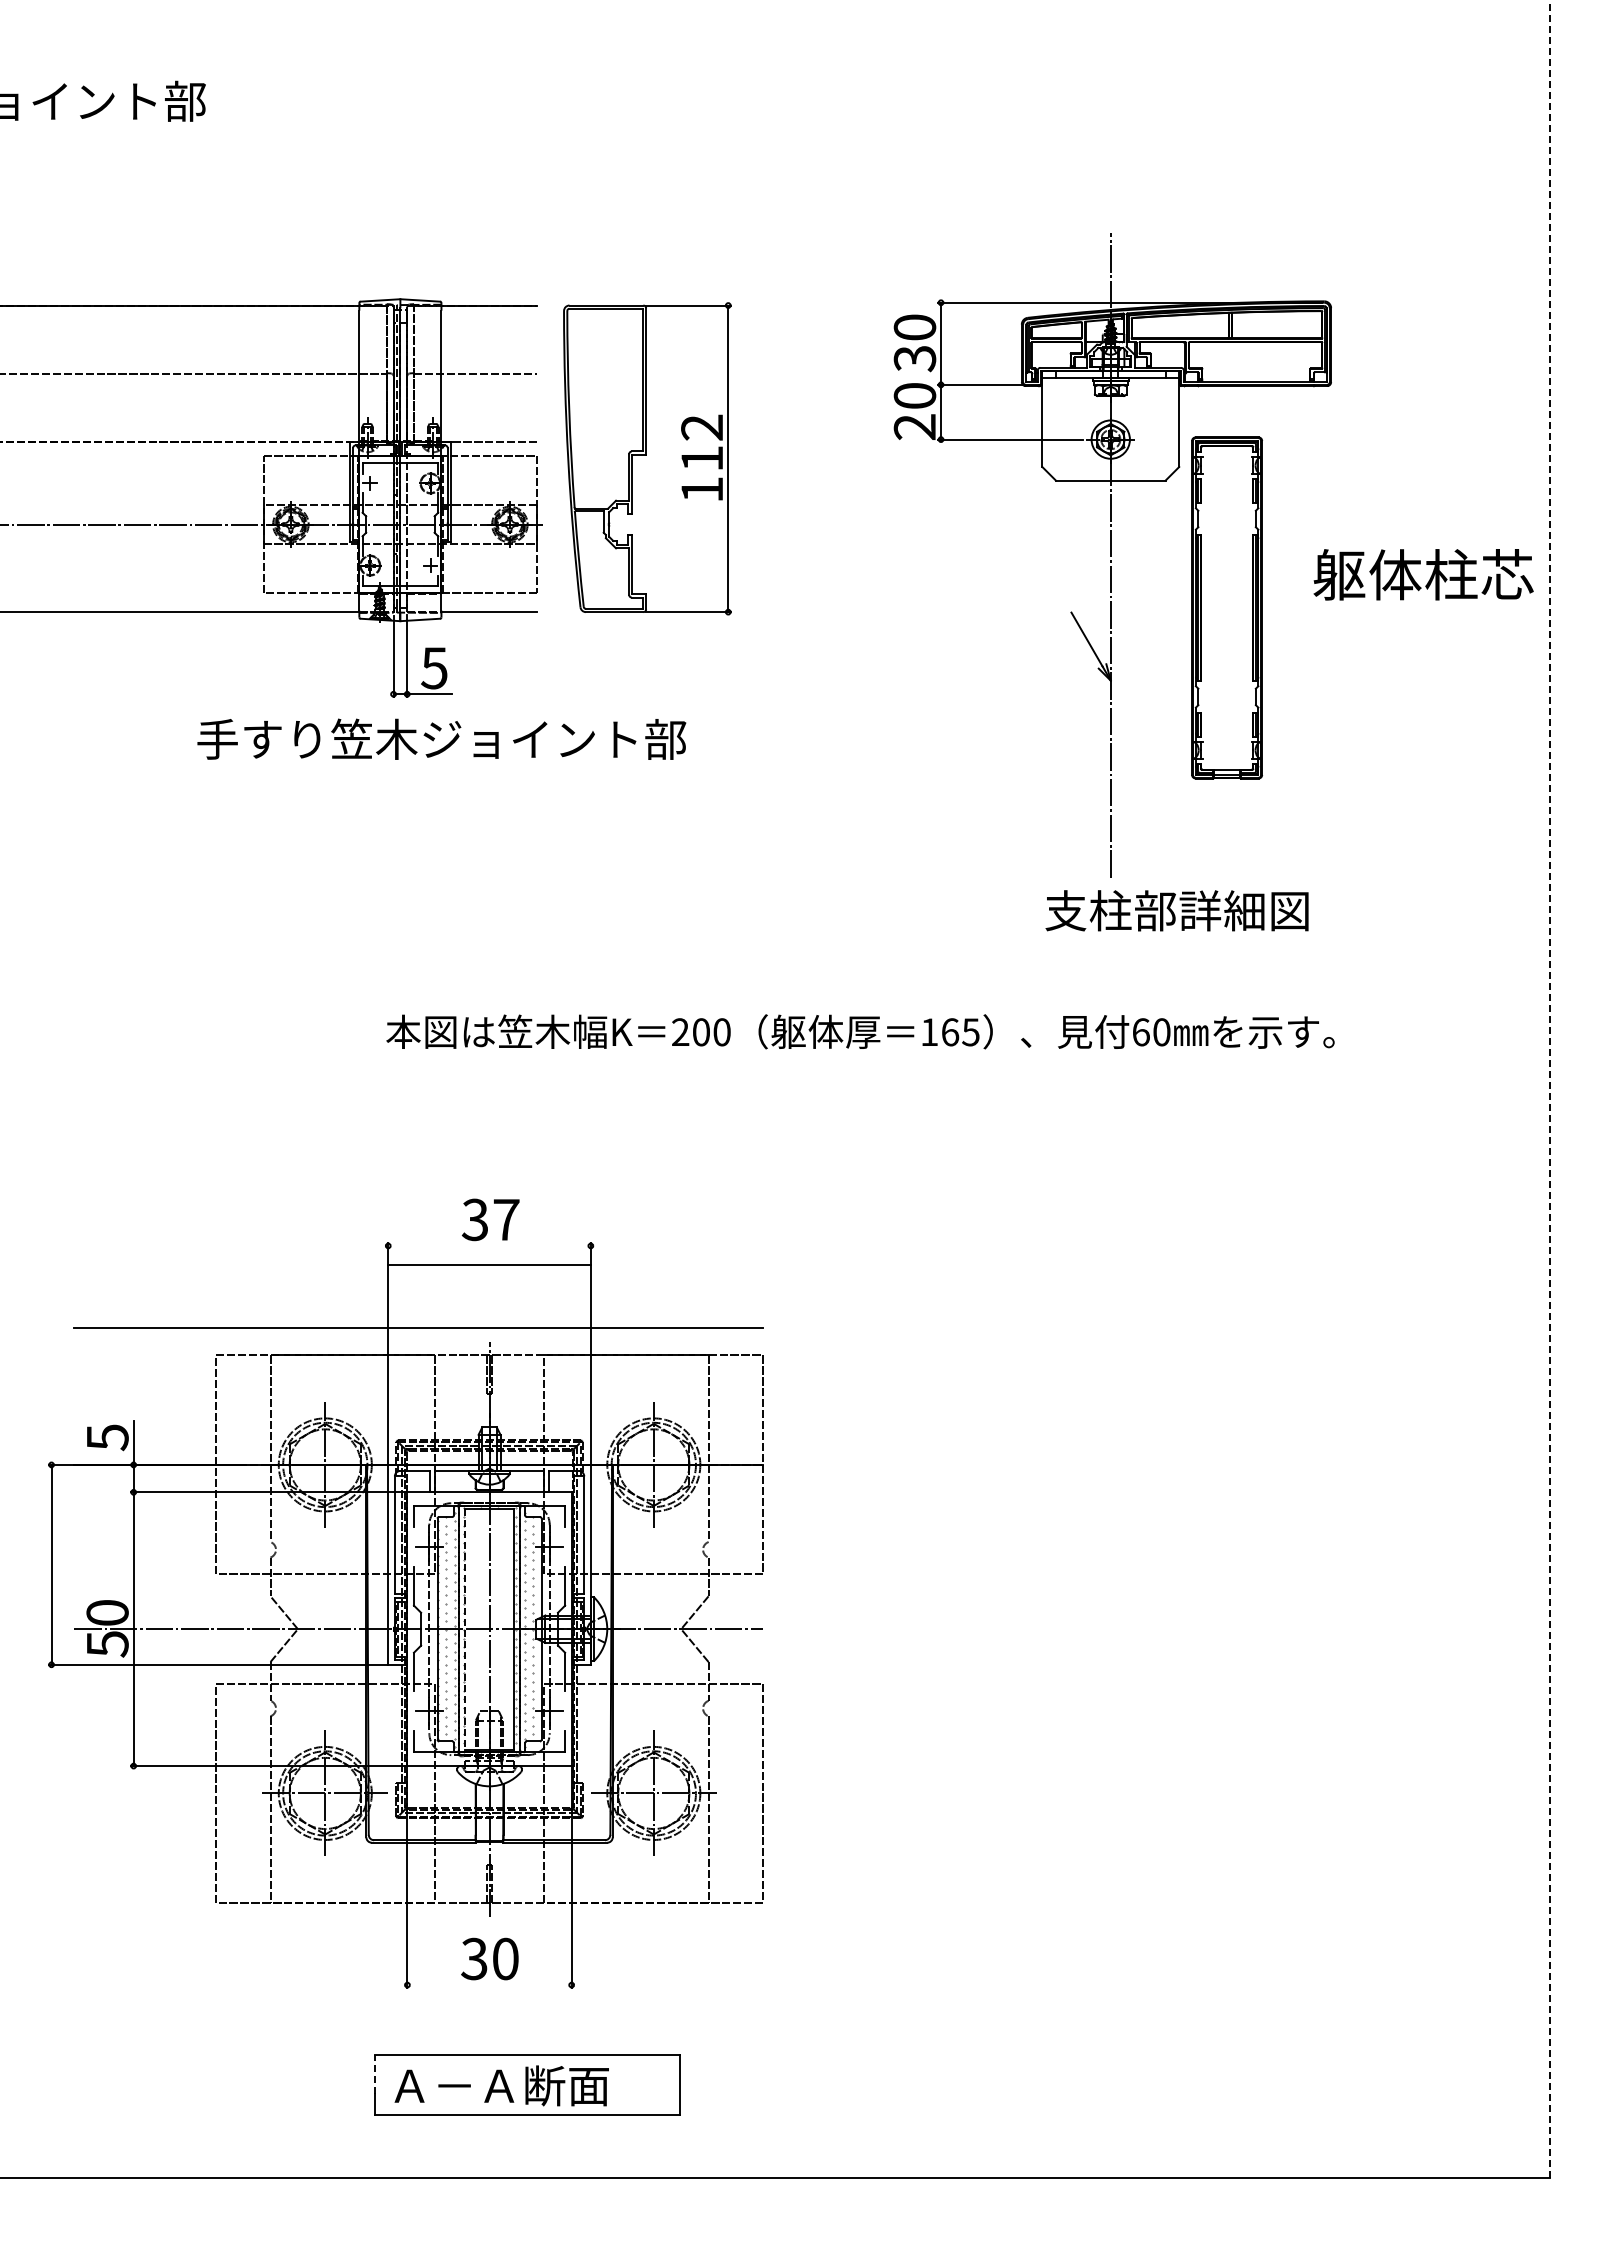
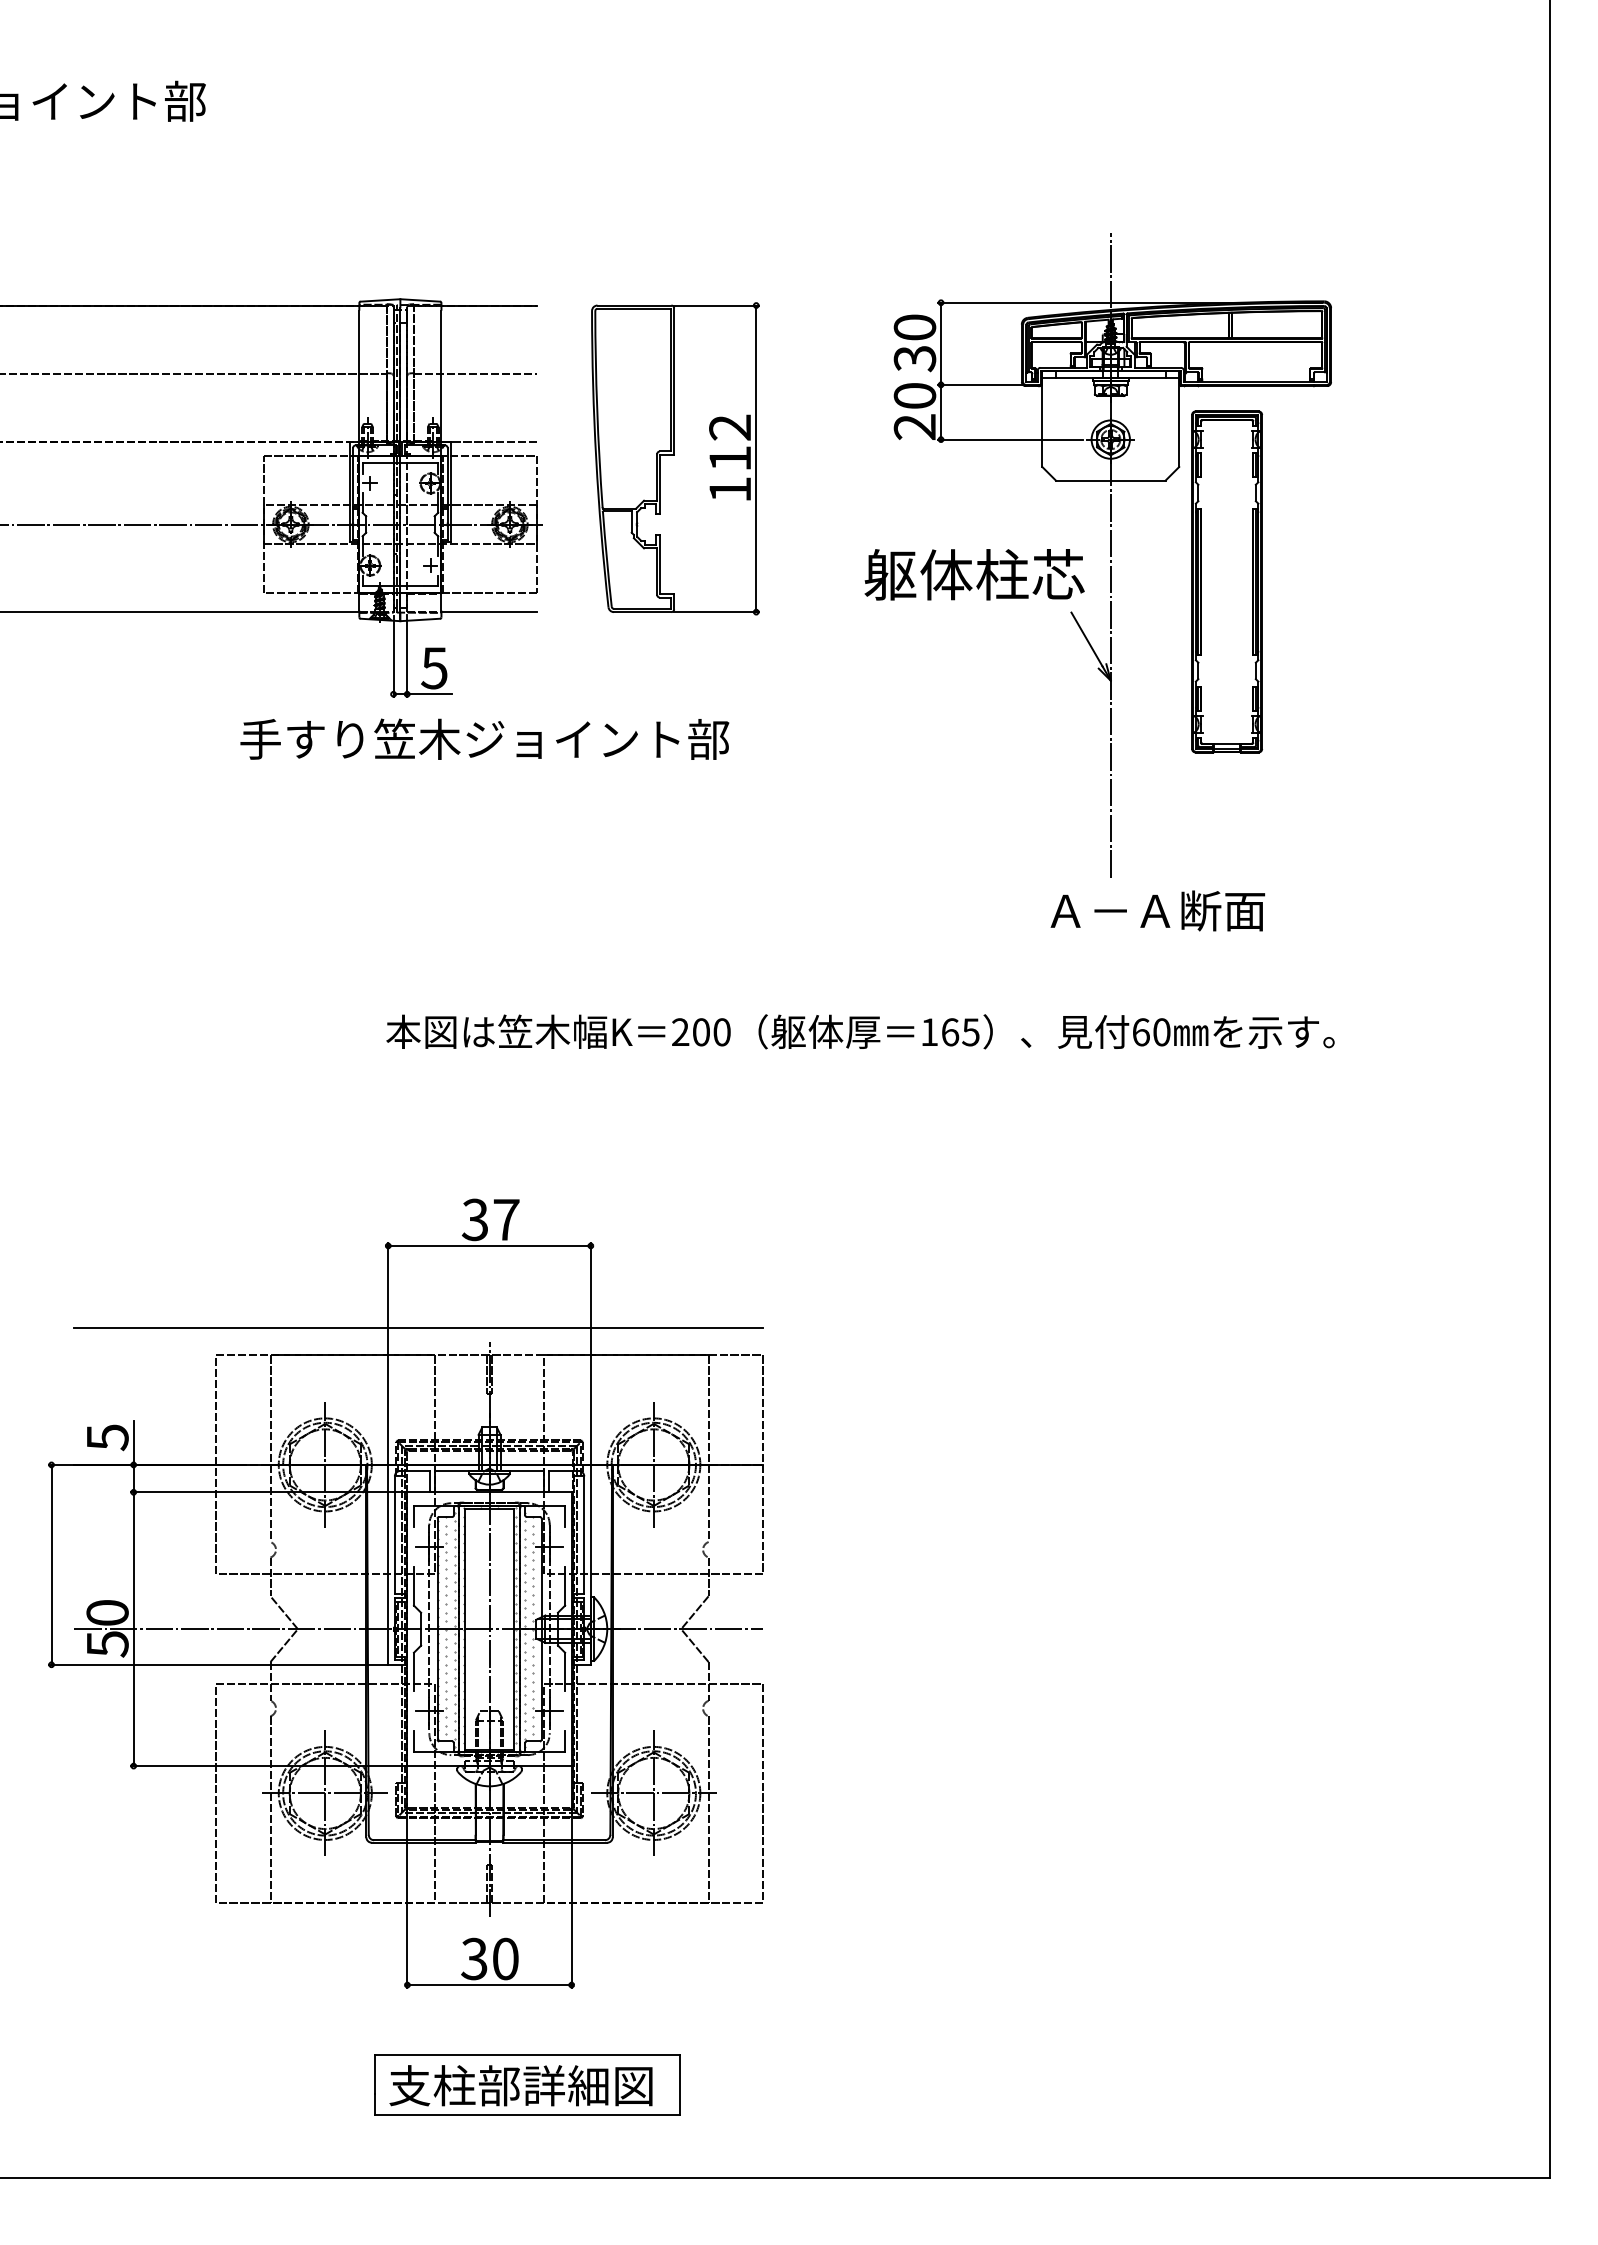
part position: (647, 458) -> (675, 458) (675, 458)
text position: (1423, 574) -> (974, 574) (974, 574)
part position: (1226, 607) -> (1226, 581) (1226, 581)
text position: (441, 738) -> (484, 738) (484, 738)
text: 支柱部詳細図 -> Ａ－Ａ断面 (1176, 910)
line: dashed -> solid (1550, 1088)
line position: (489, 1264) -> (489, 1245) (489, 1245)
line: dashed -> solid (464, 1629)
line: none -> present (489, 1985)
line: dashed -> solid (375, 2073)
text: Ａ－Ａ断面 -> 支柱部詳細図 (520, 2085)
